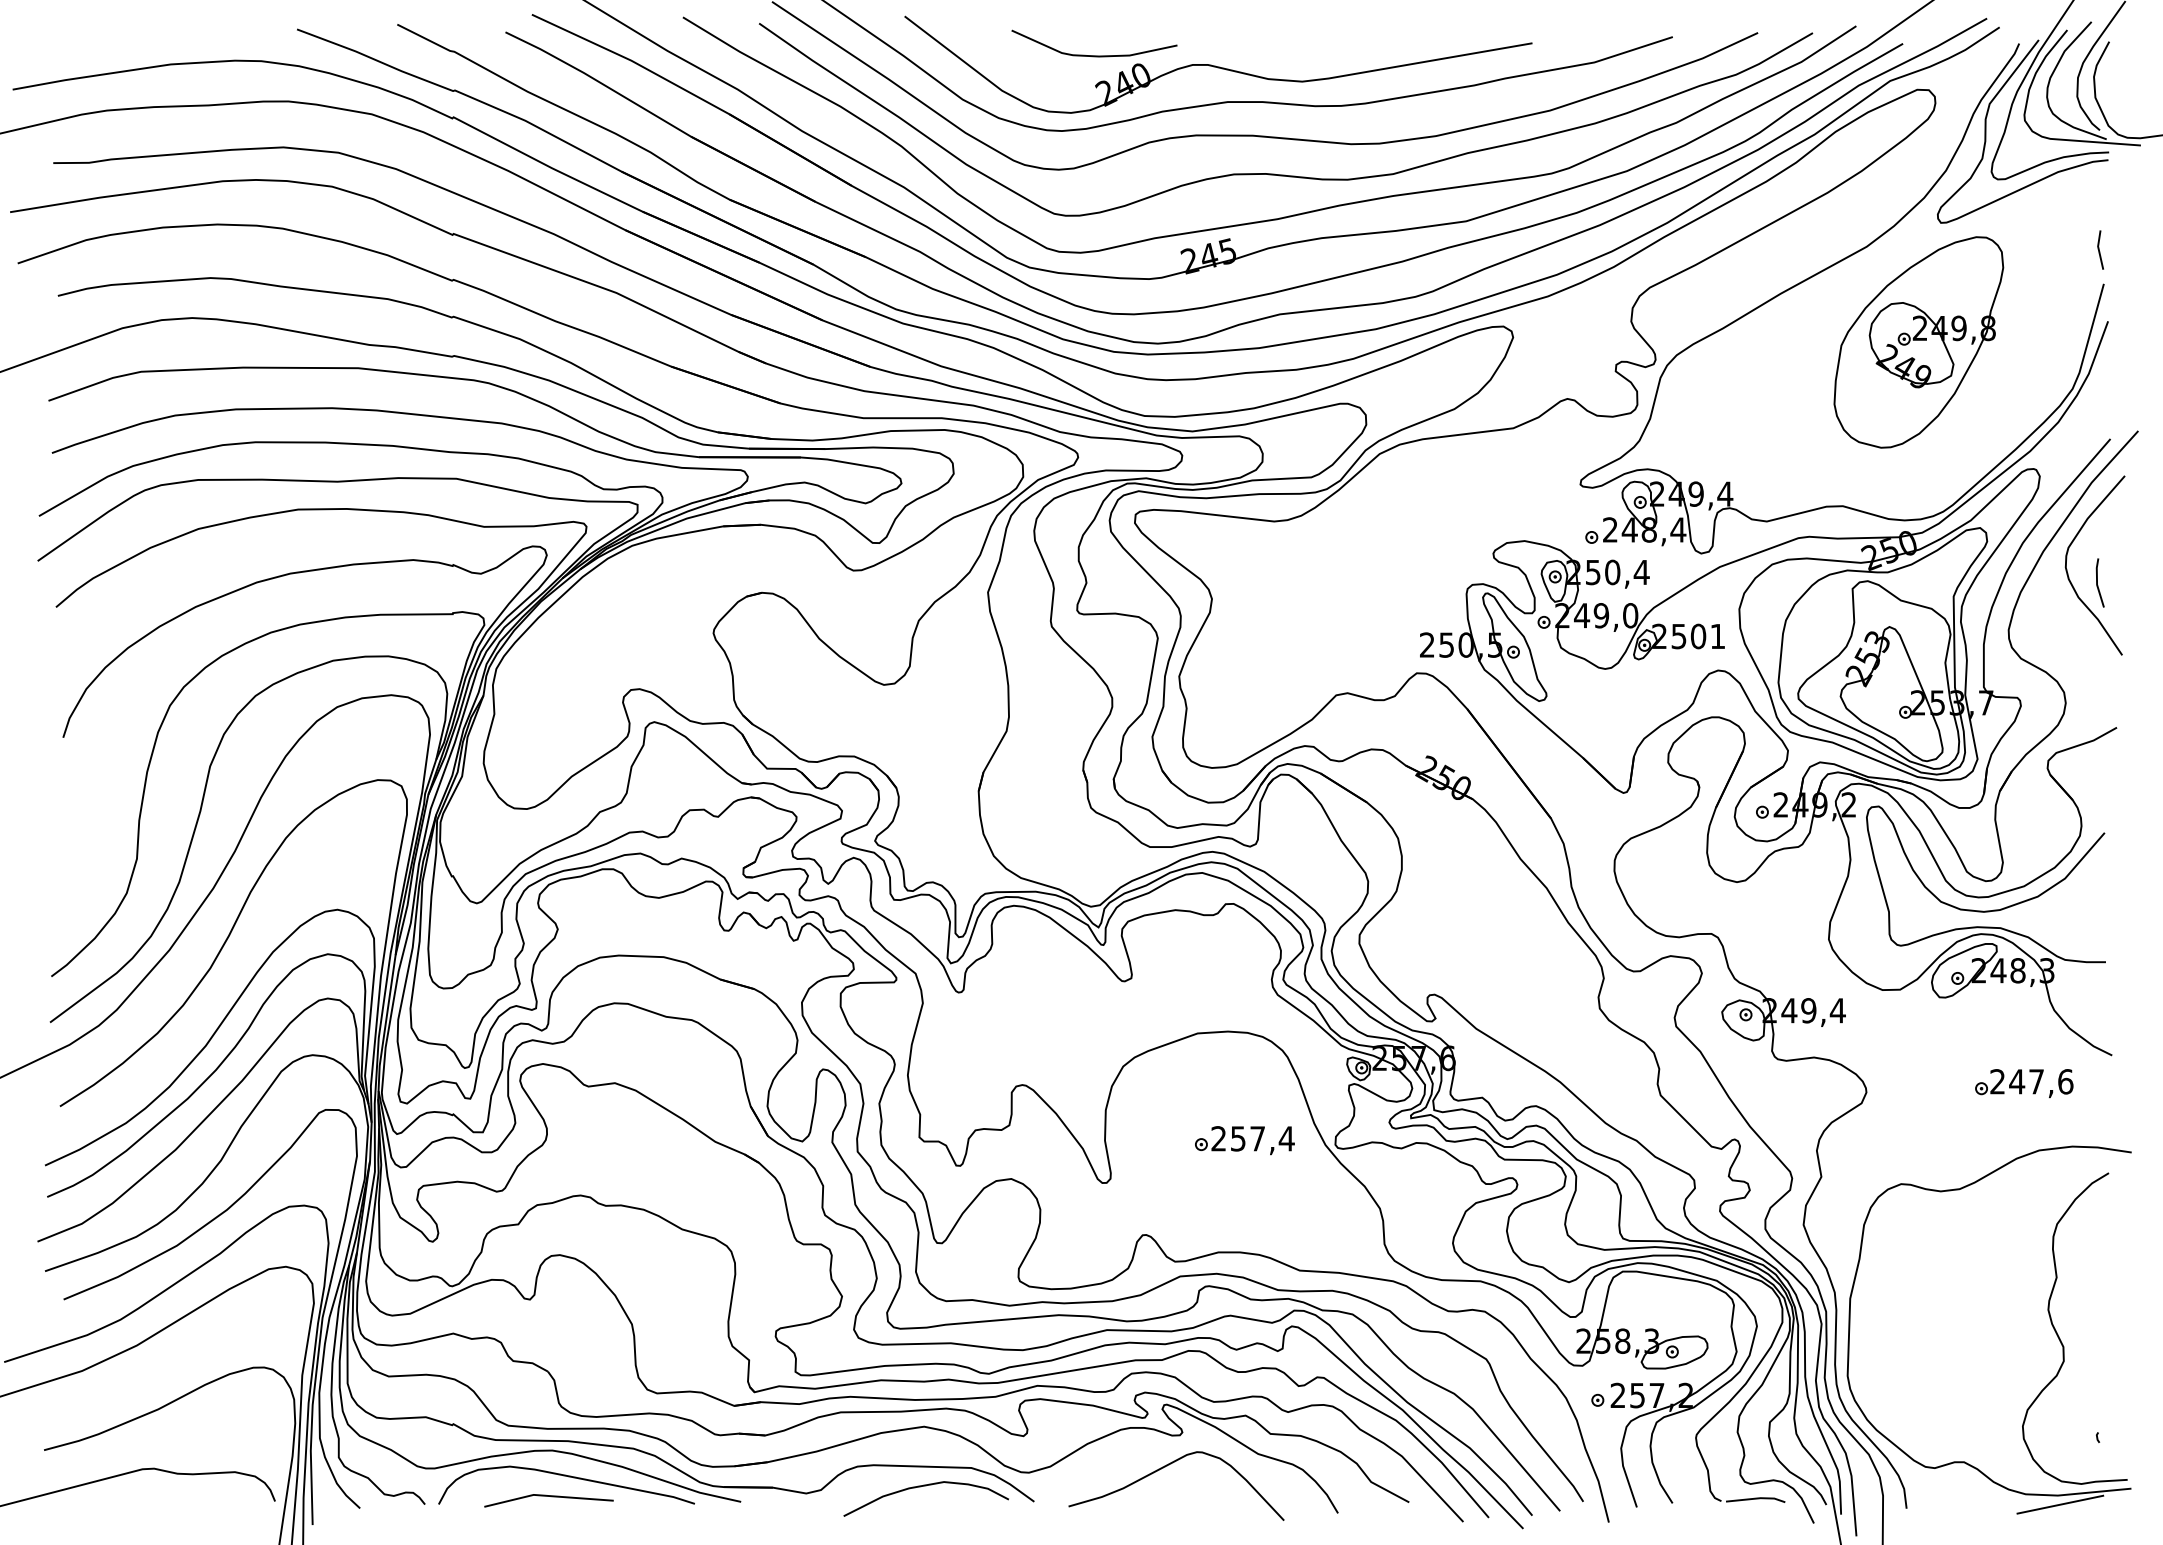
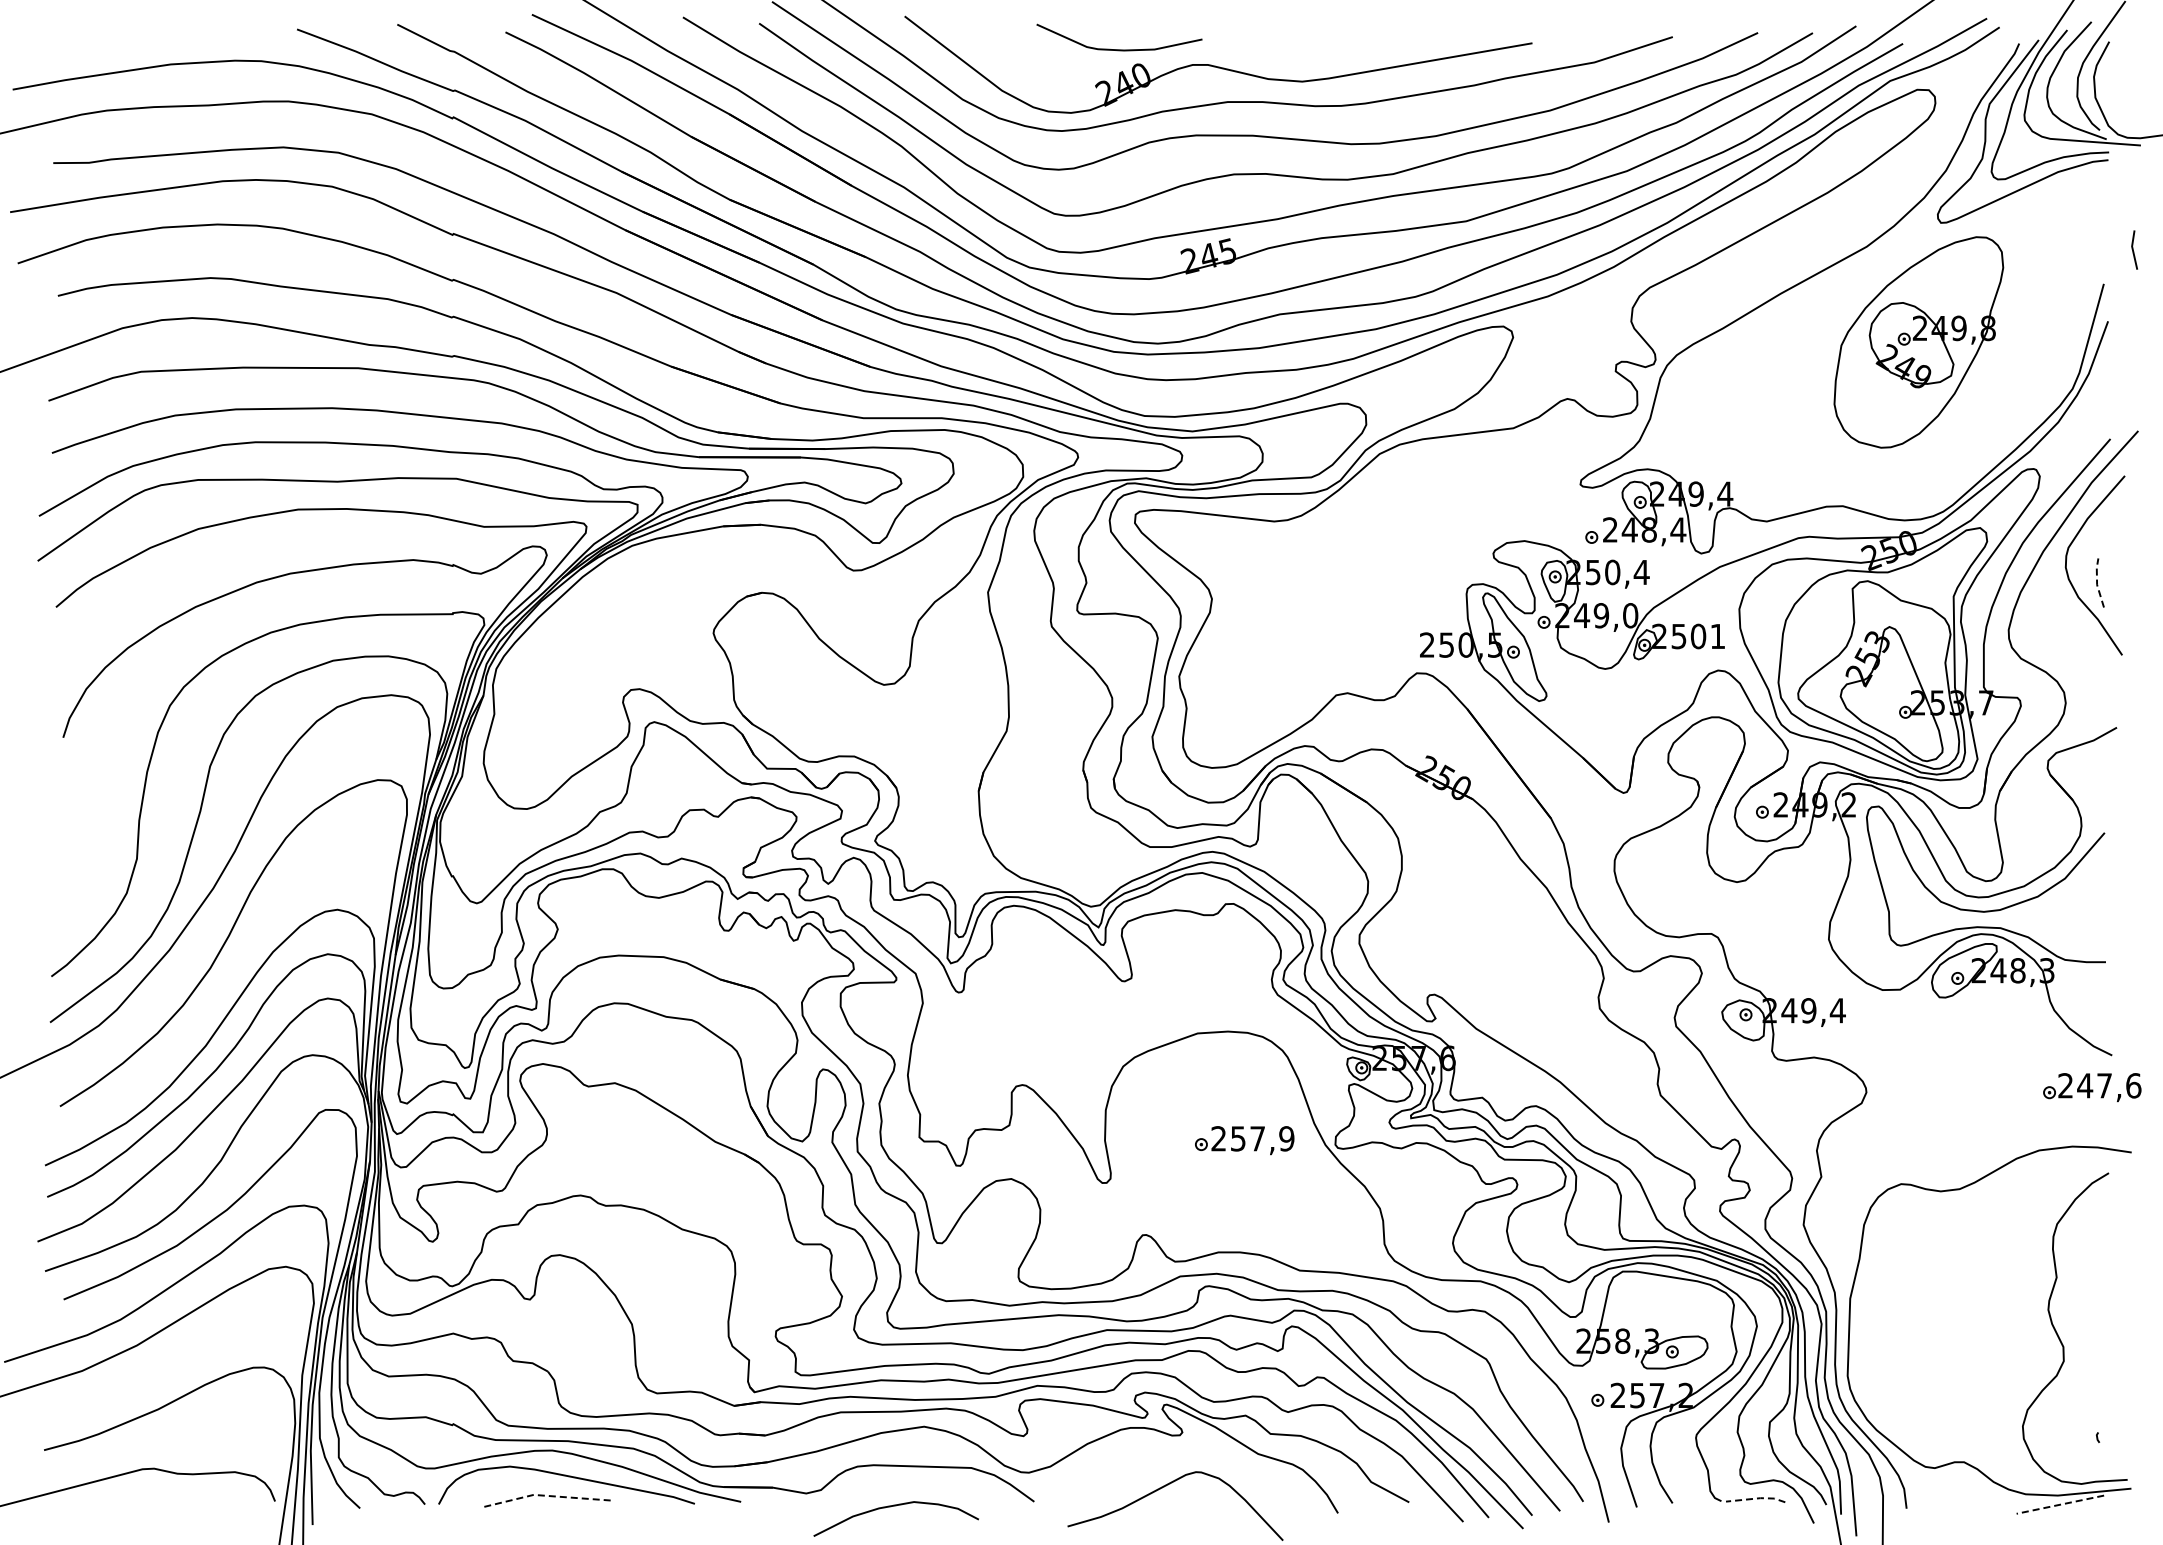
curve position: (1094, 55) -> (1119, 49) (1119, 49)
line position: (2099, 249) -> (2133, 249) (2133, 249)
line: solid -> dashed (2097, 582)
part position: (2024, 1083) -> (2092, 1087) (2092, 1087)
text: 257,4 -> 257,9 (1286, 1138)
curve position: (1167, 1466) -> (1166, 1486) (1166, 1486)
curve position: (925, 1486) -> (895, 1506) (895, 1506)
line: solid -> dashed (548, 1495)
line: solid -> dashed (1756, 1498)
line: solid -> dashed (2060, 1504)
